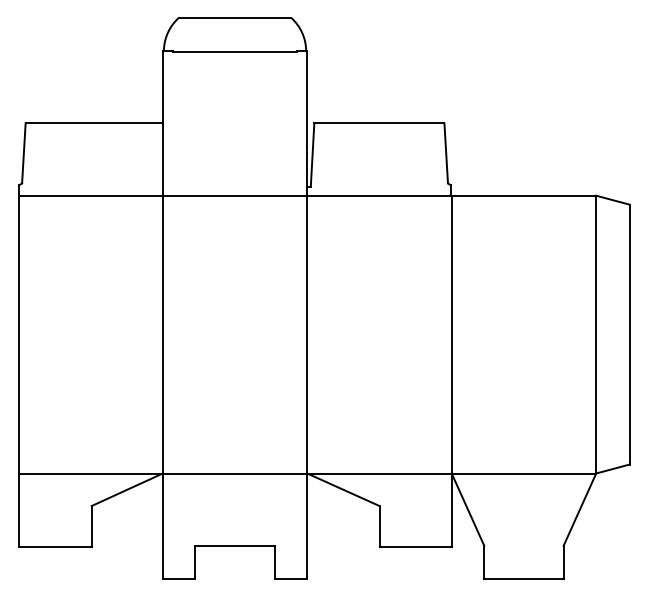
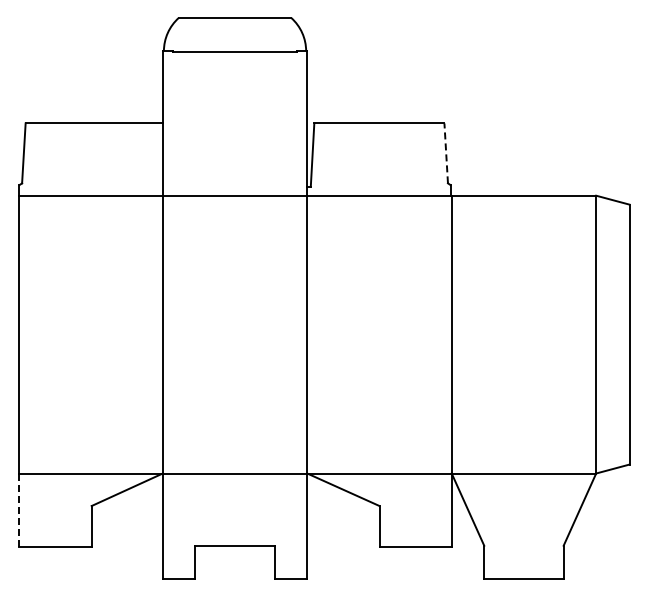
line: solid -> dashed (446, 153)
line: solid -> dashed (19, 510)
